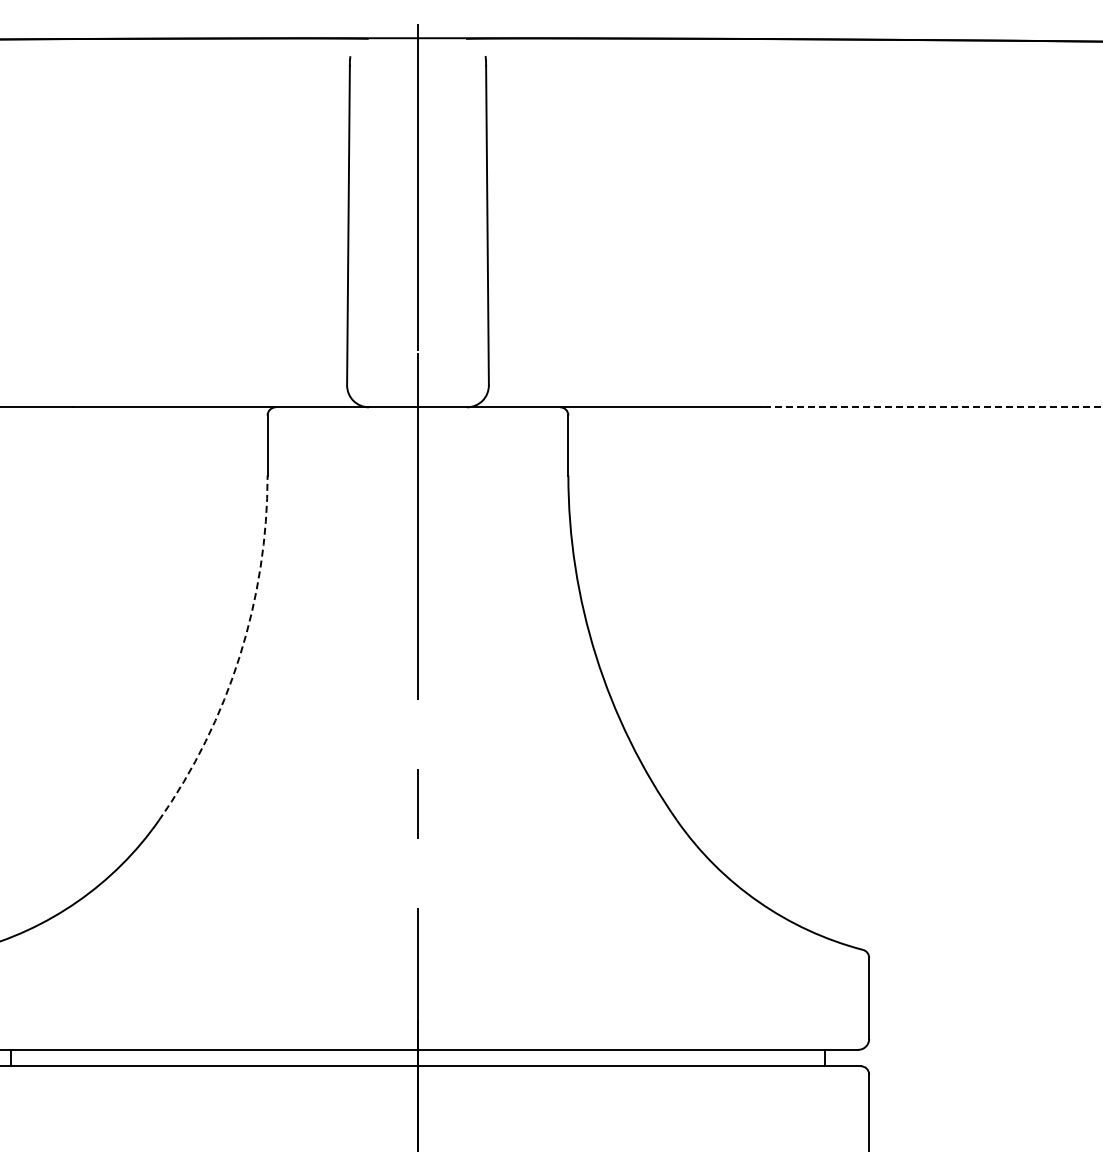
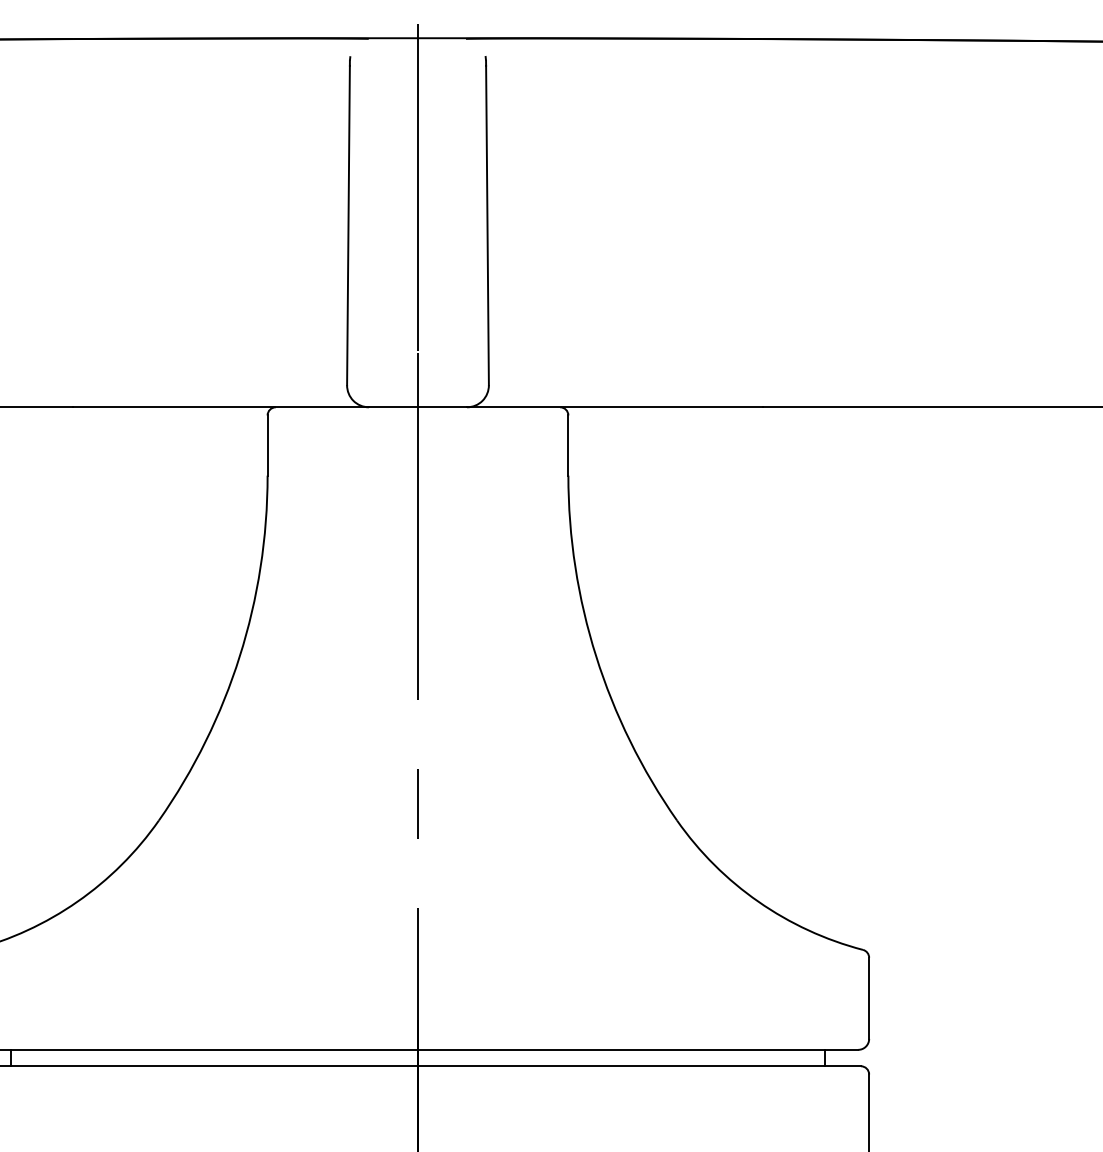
line: dashed -> solid (932, 407)
arc: dashed -> solid (239, 656)
